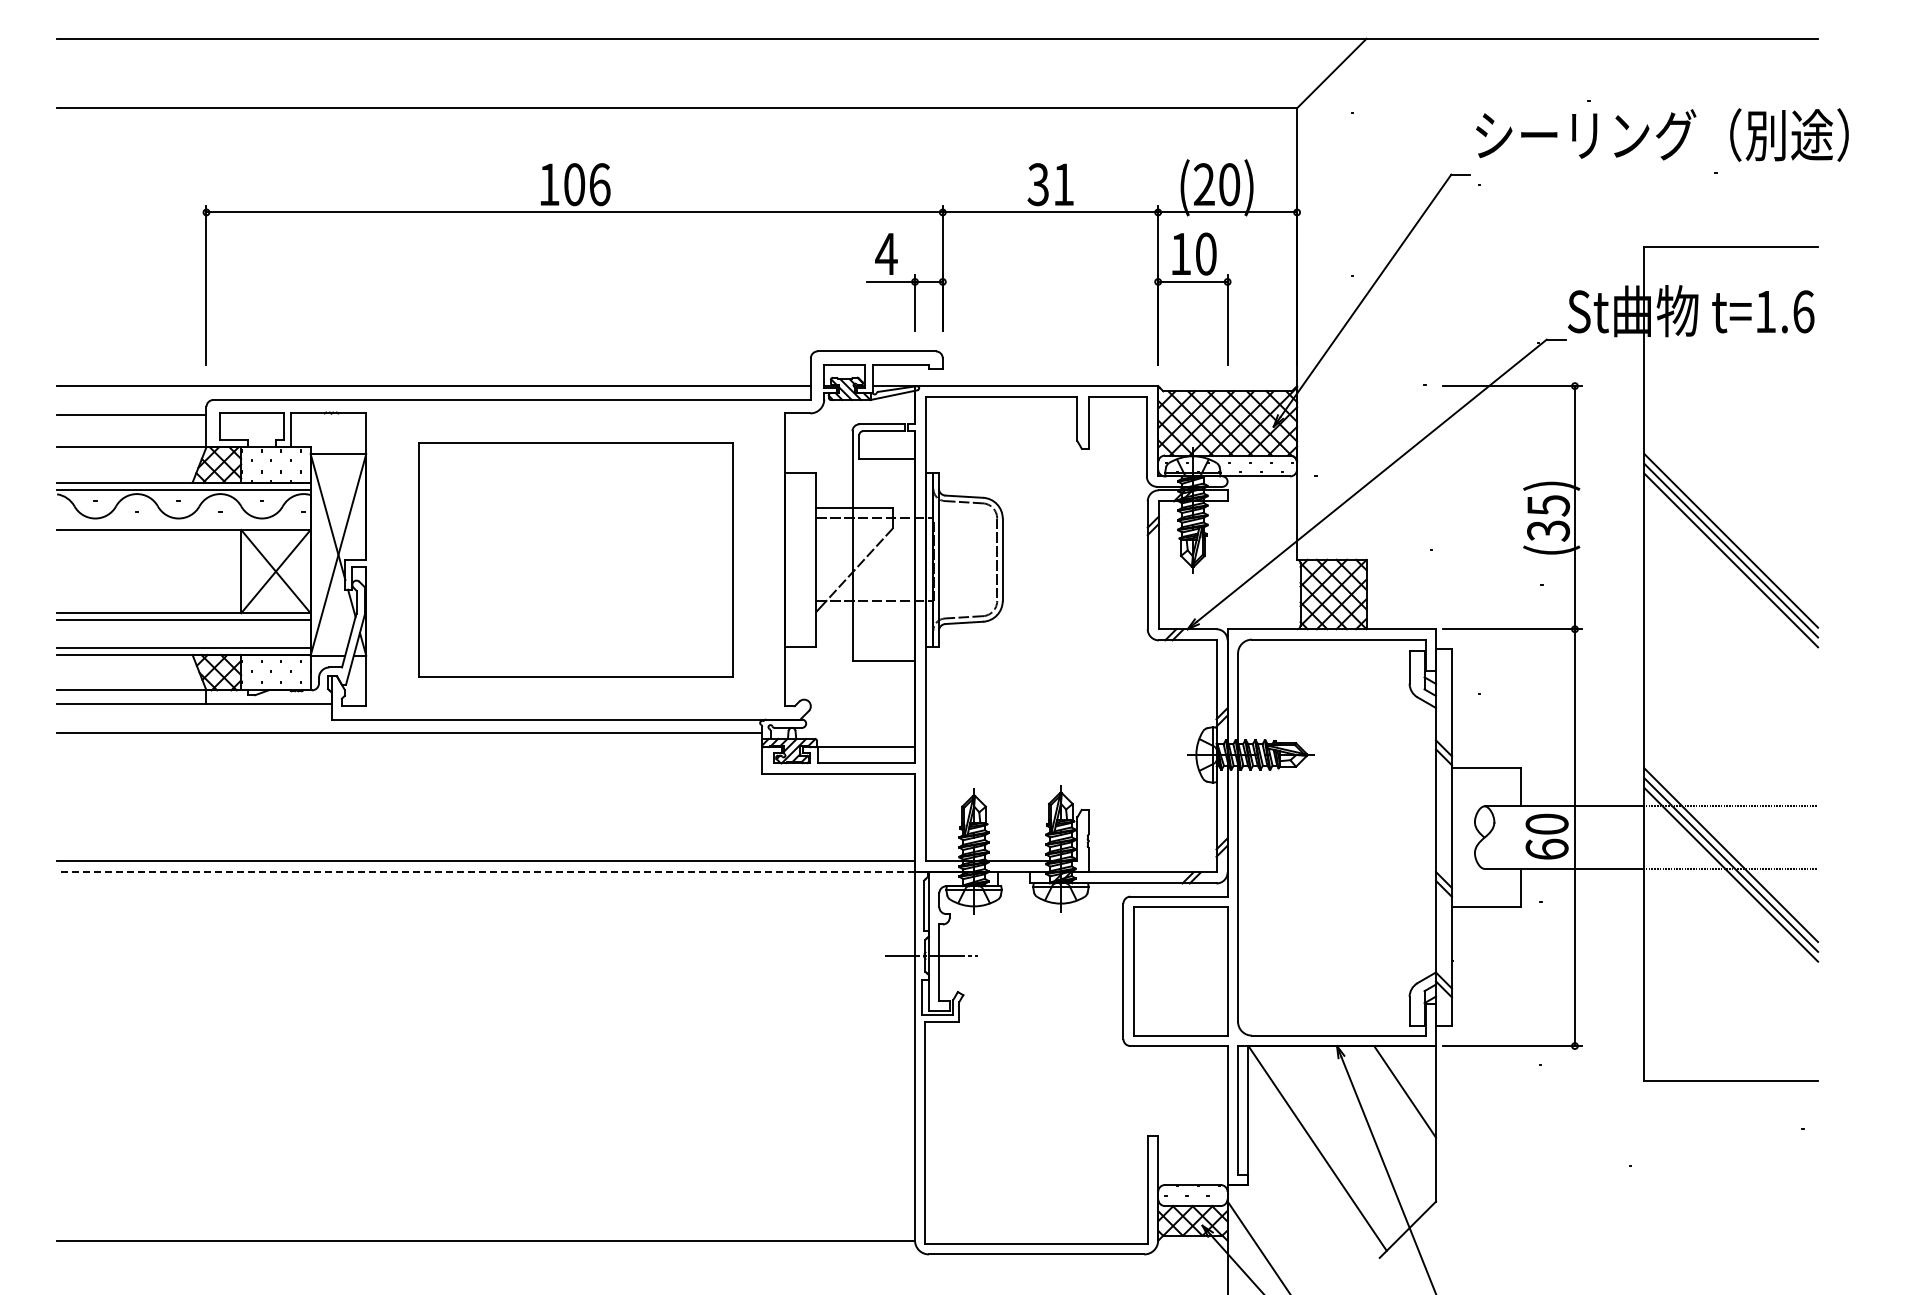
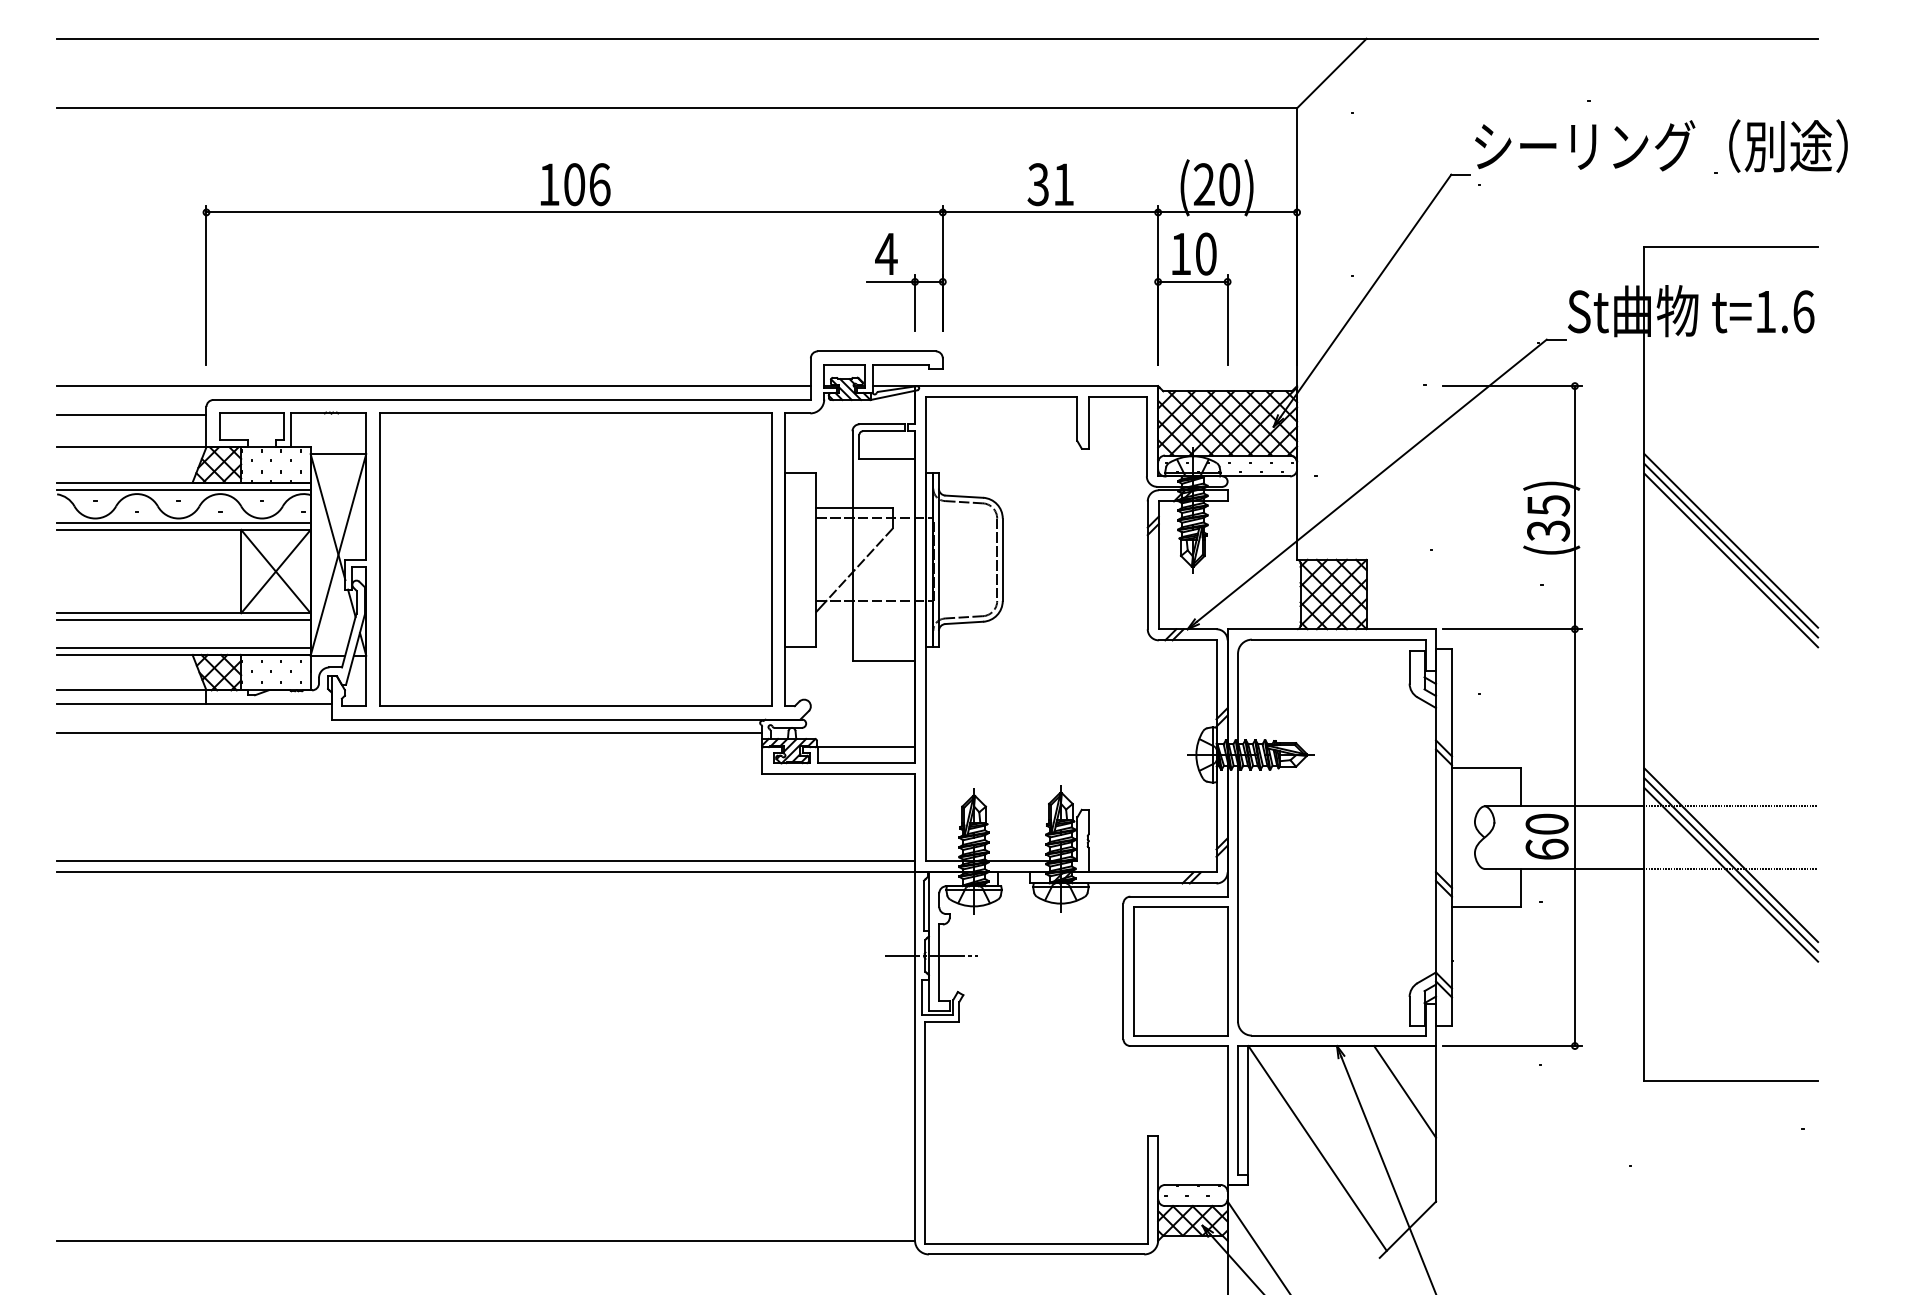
text position: (1662, 134) -> (1661, 145) (1661, 145)
line: none -> present (183, 522)
part size: 316x236 px -> 394x295 px (575, 559)
line: dashed -> solid (486, 872)
